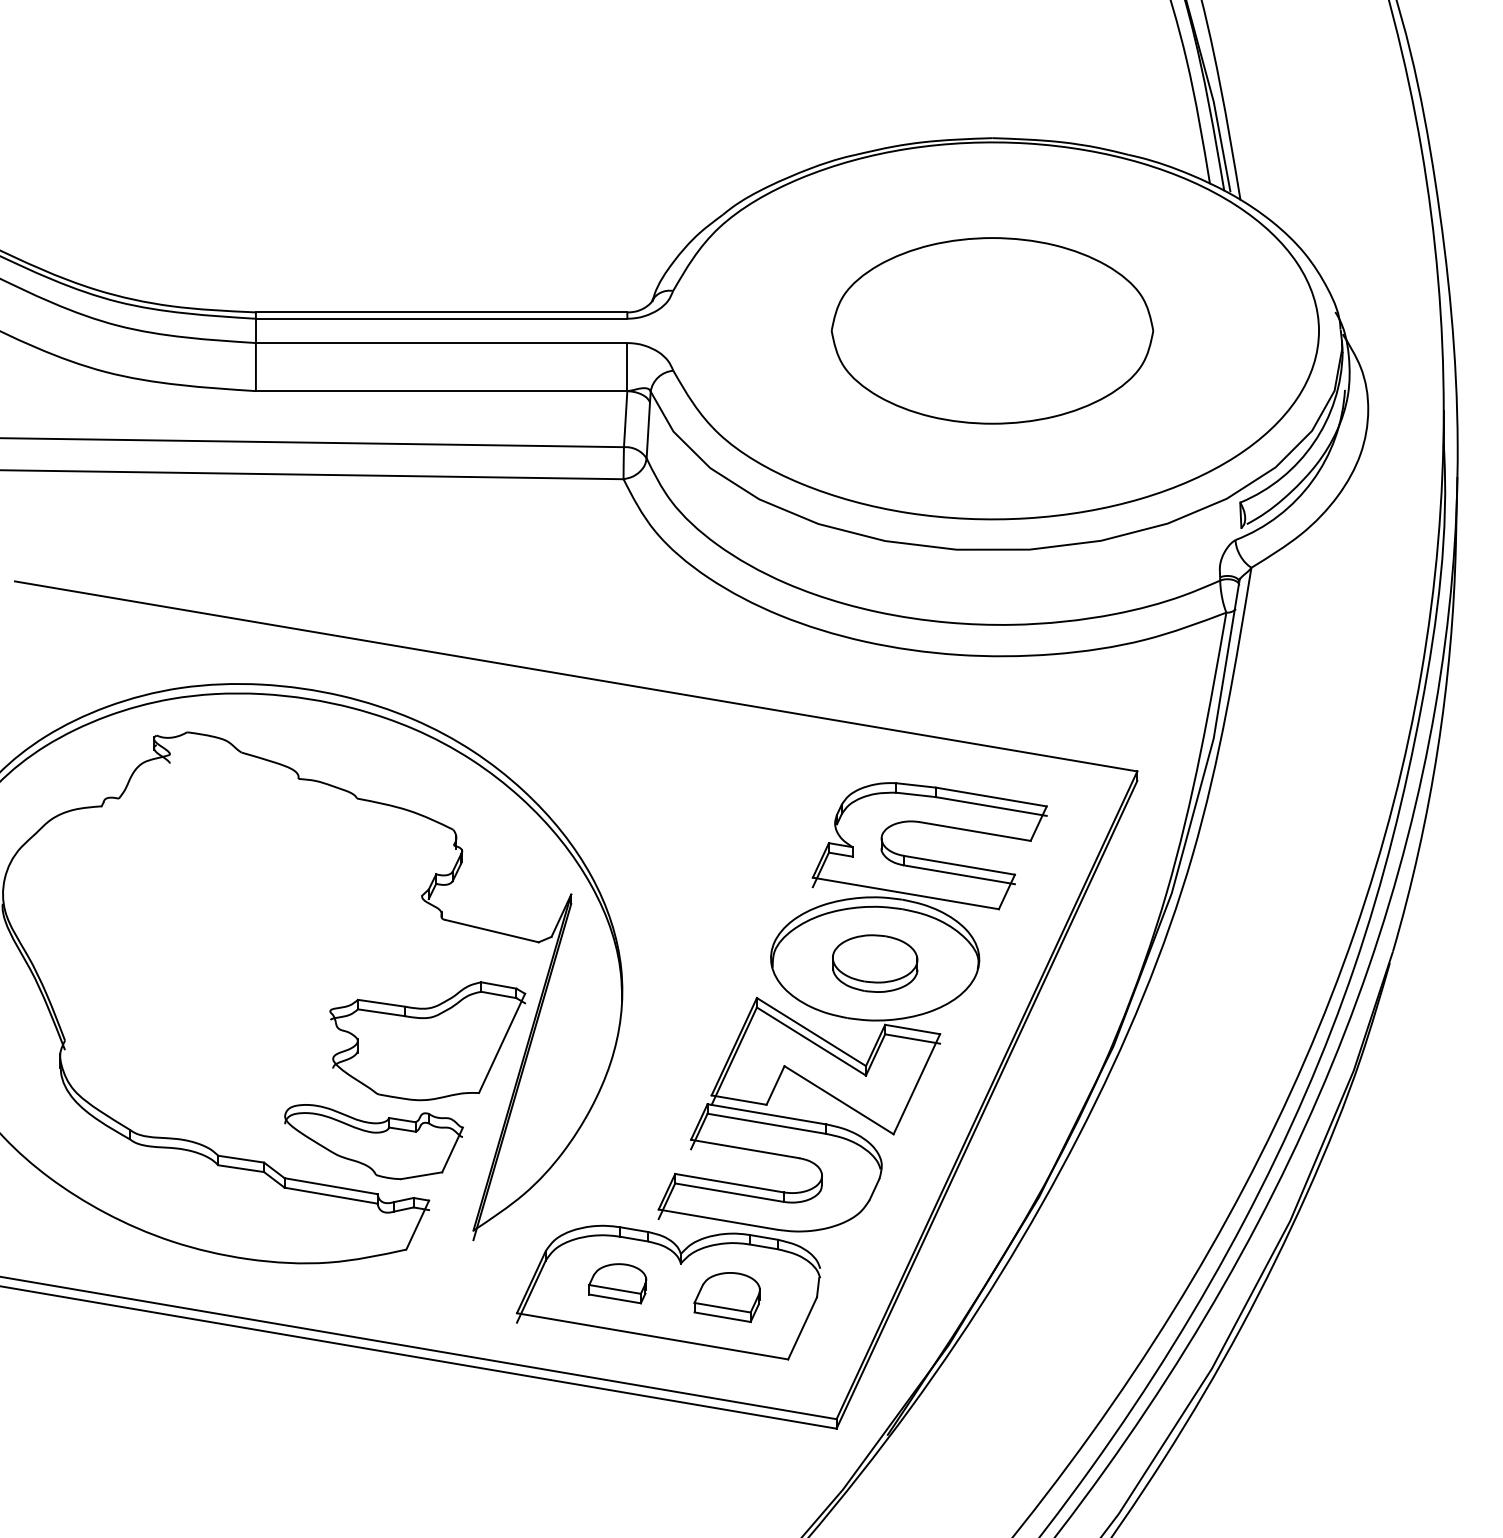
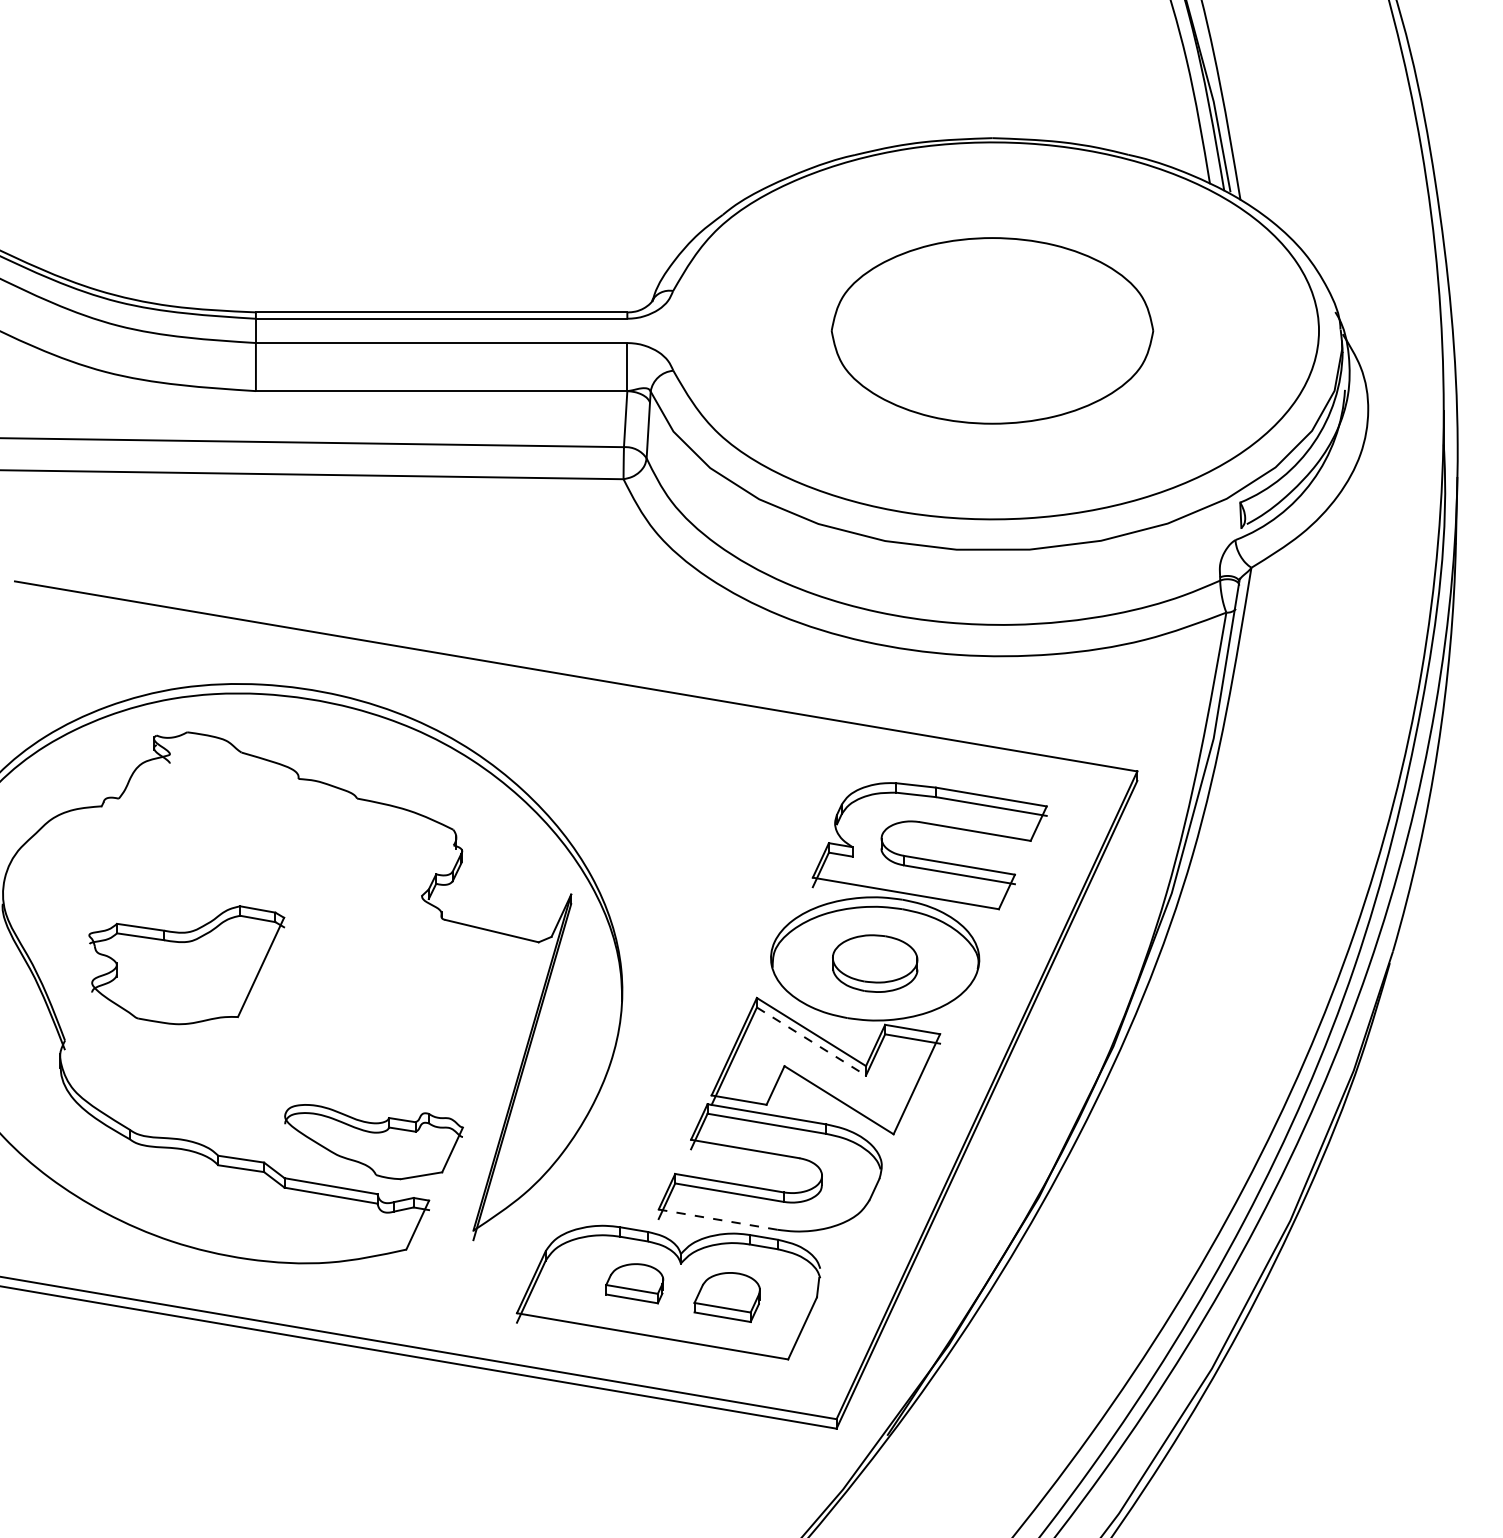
part position: (427, 1041) -> (186, 965) (186, 965)
line: solid -> dashed (811, 1041)
line: solid -> dashed (717, 1219)
part position: (617, 1283) -> (634, 1283) (634, 1283)
